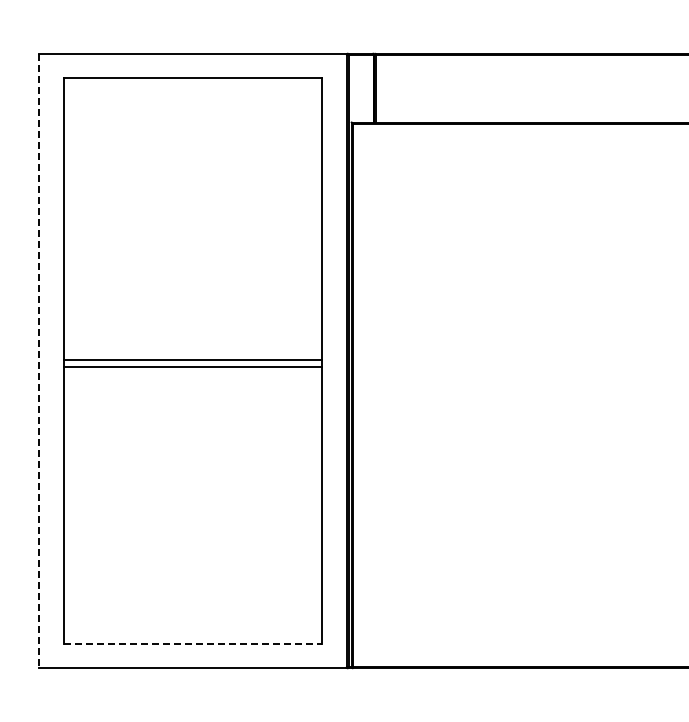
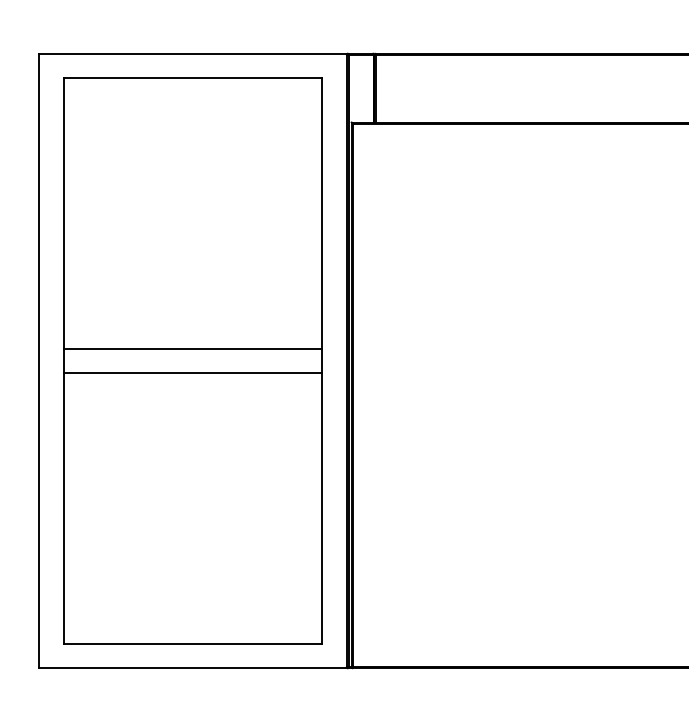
line position: (192, 359) -> (192, 348) (192, 348)
line: dashed -> solid (39, 361)
line position: (192, 367) -> (192, 373) (192, 373)
line: dashed -> solid (193, 643)
